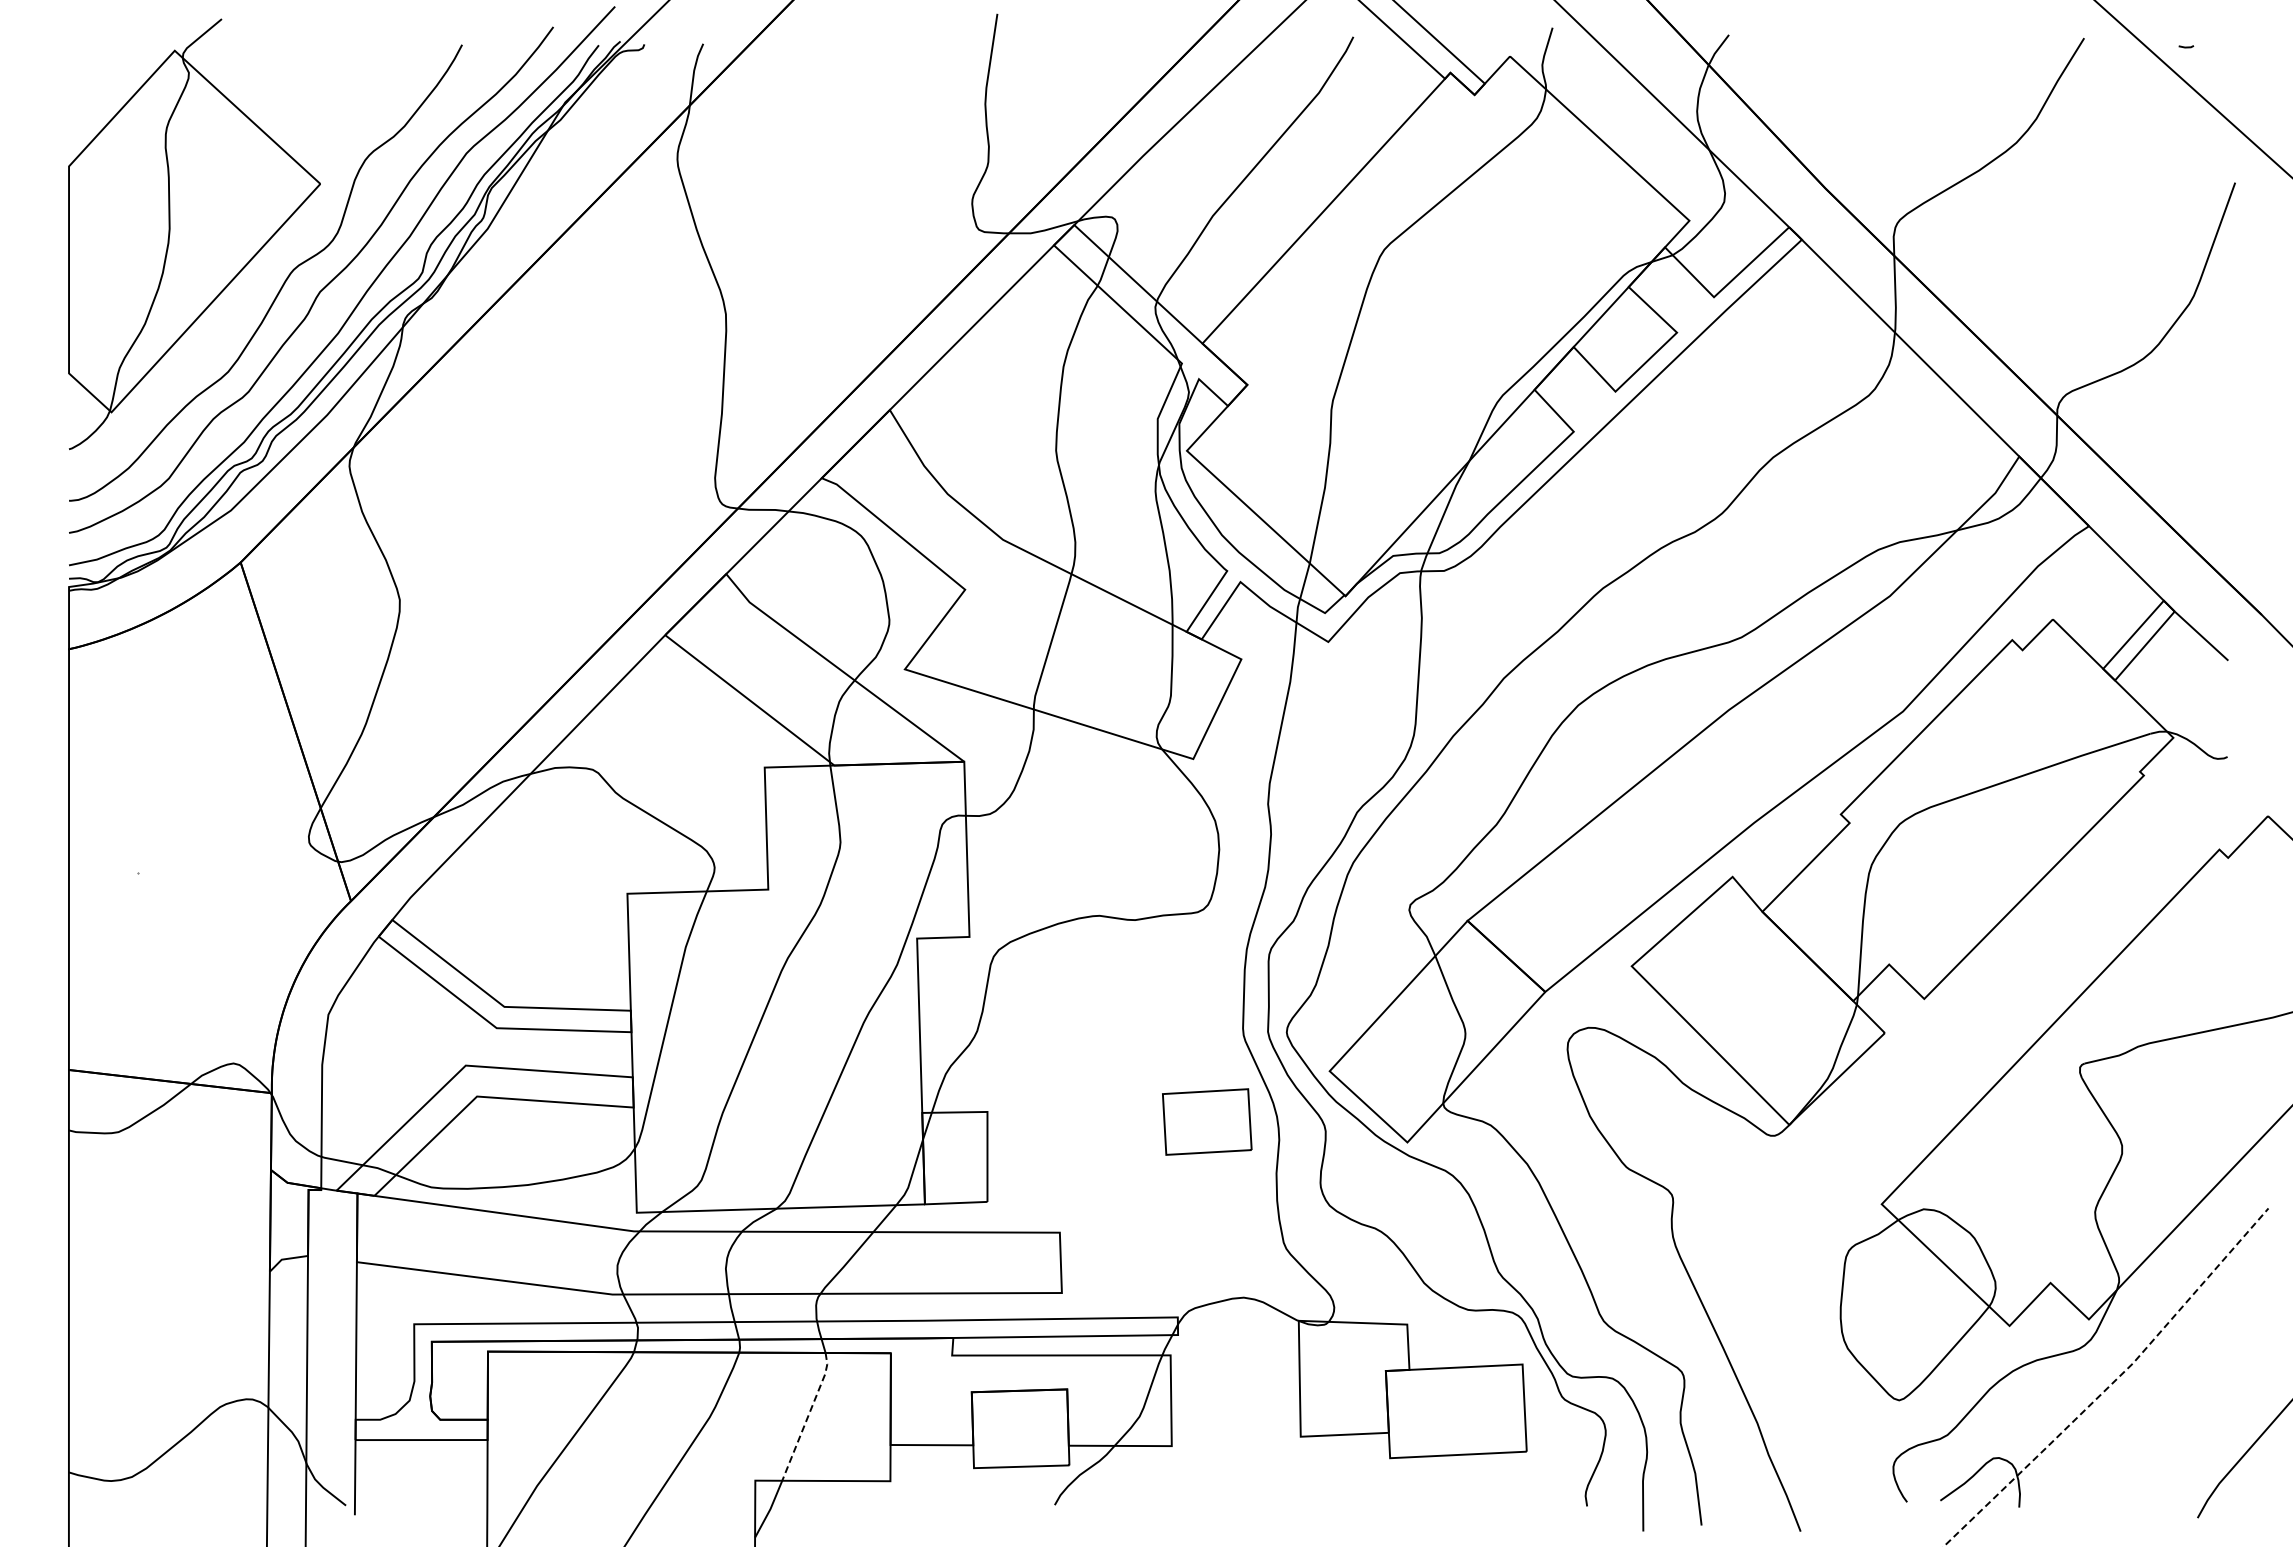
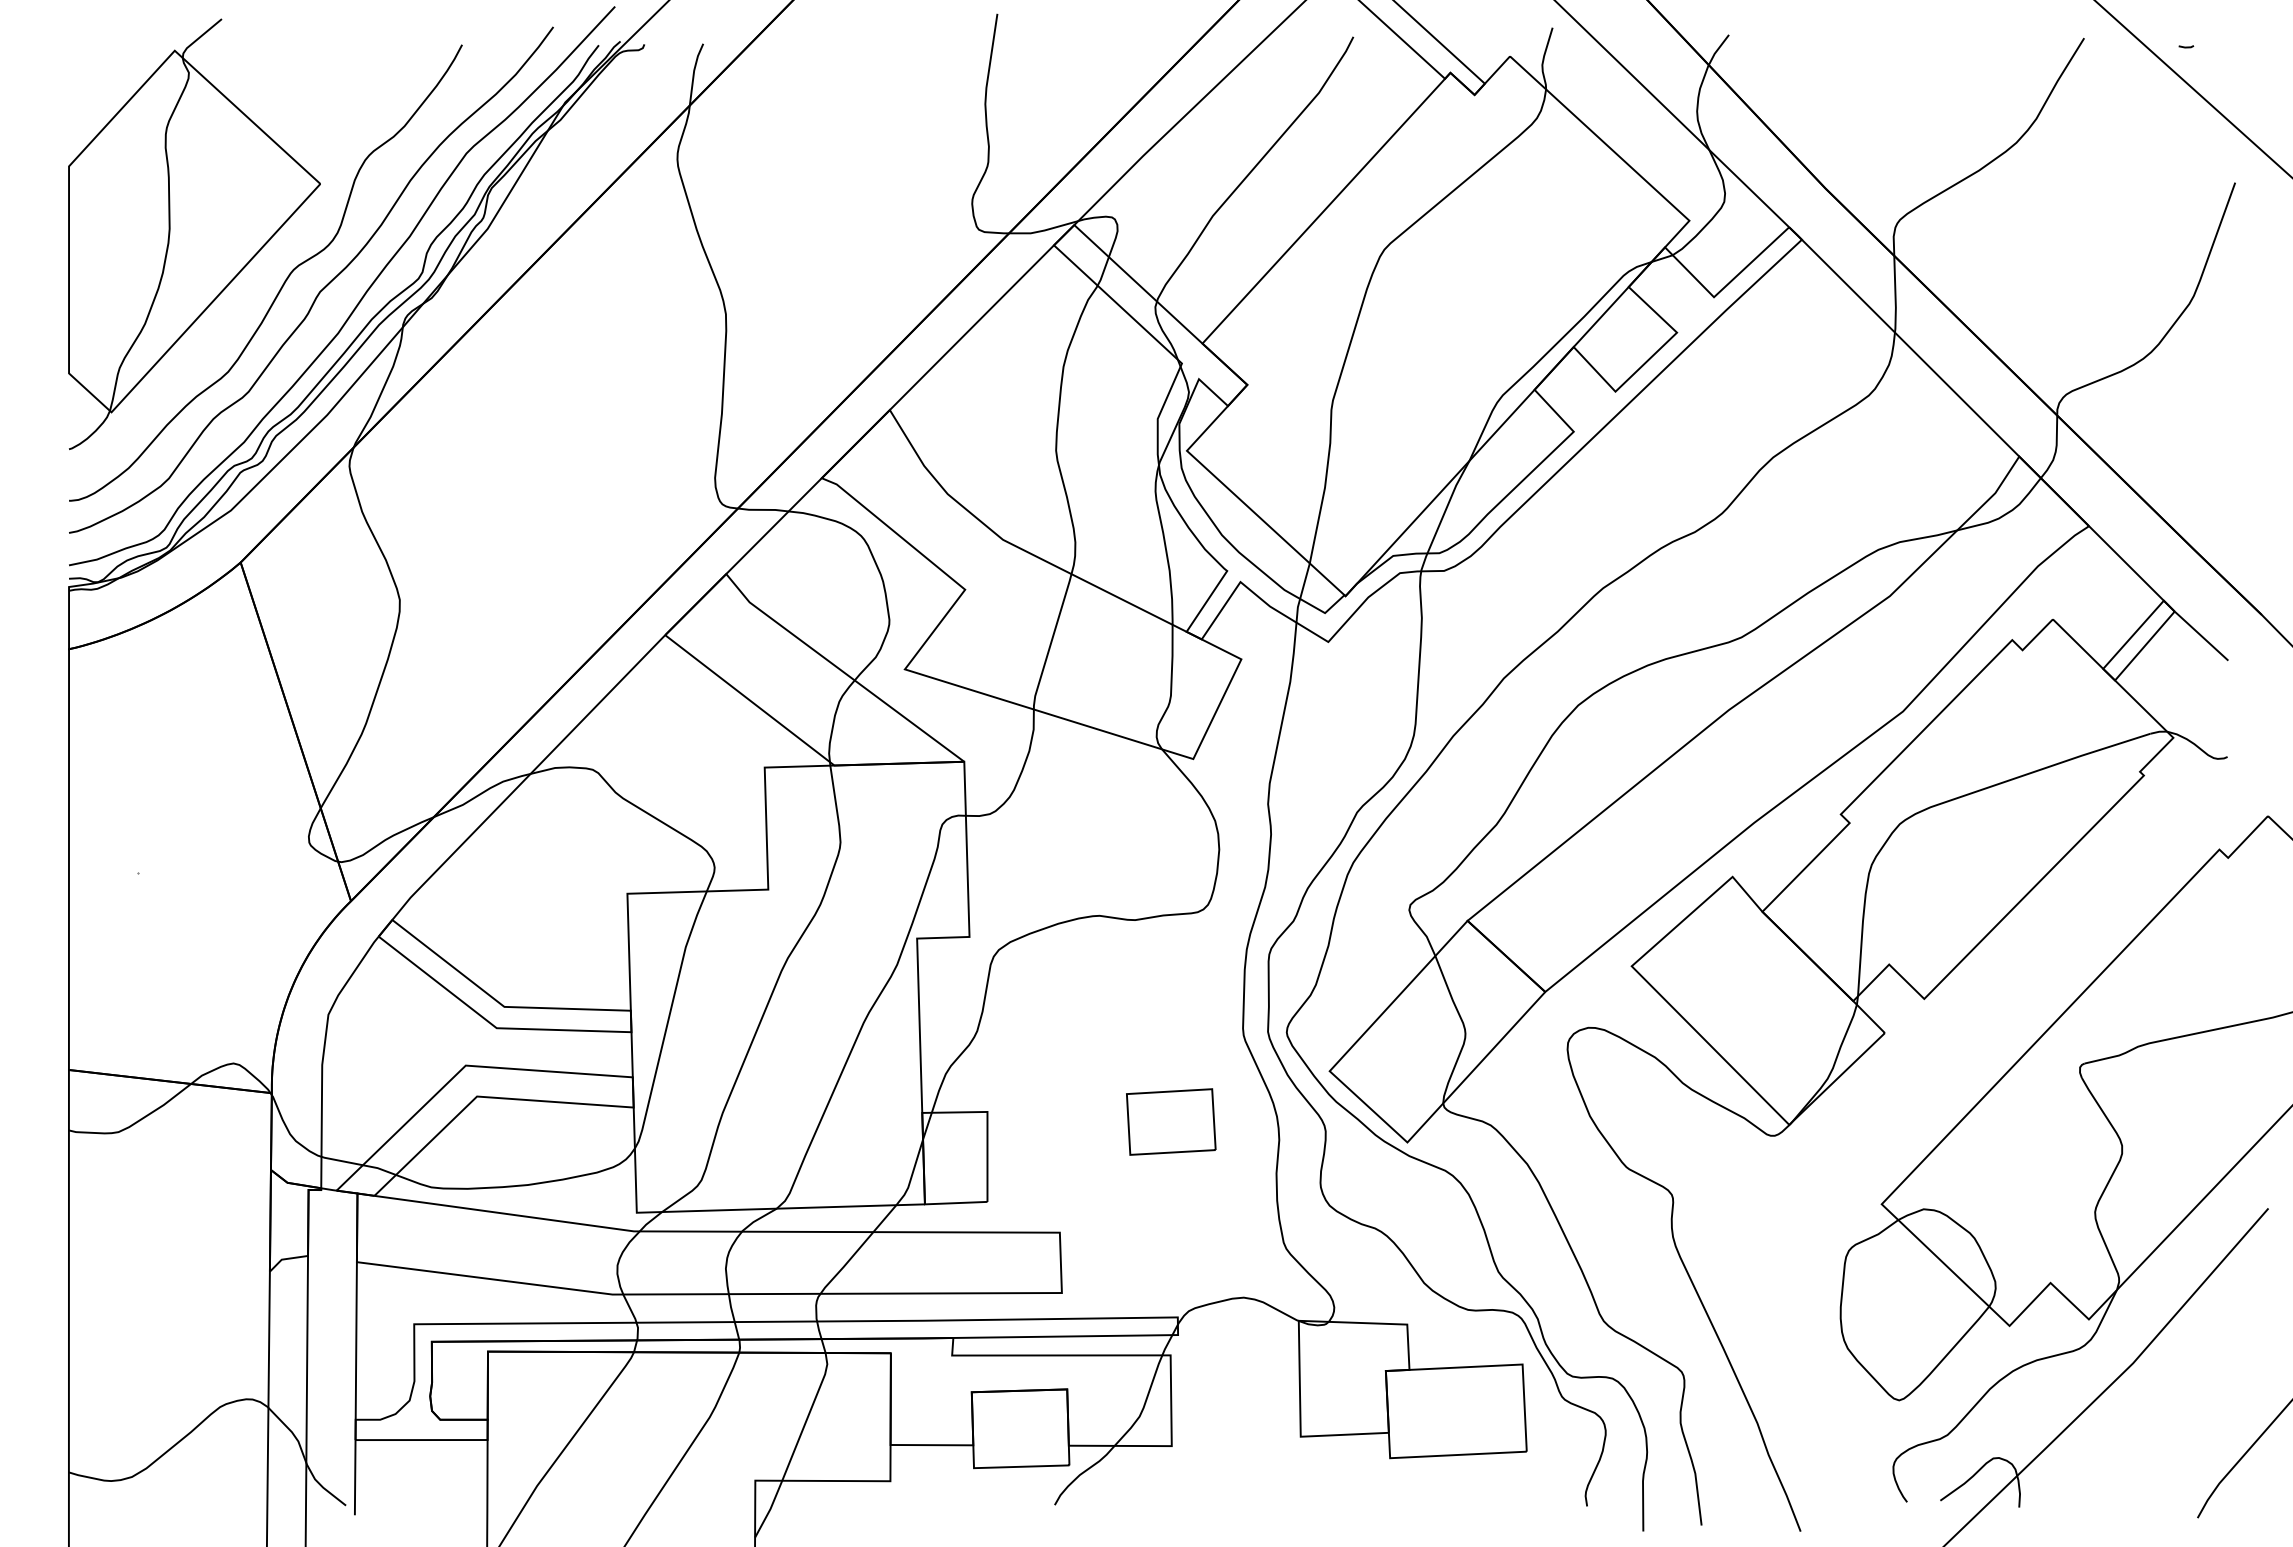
part position: (1207, 1121) -> (1171, 1121) (1171, 1121)
line: dashed -> solid (2112, 1383)
line: dashed -> solid (808, 1416)
